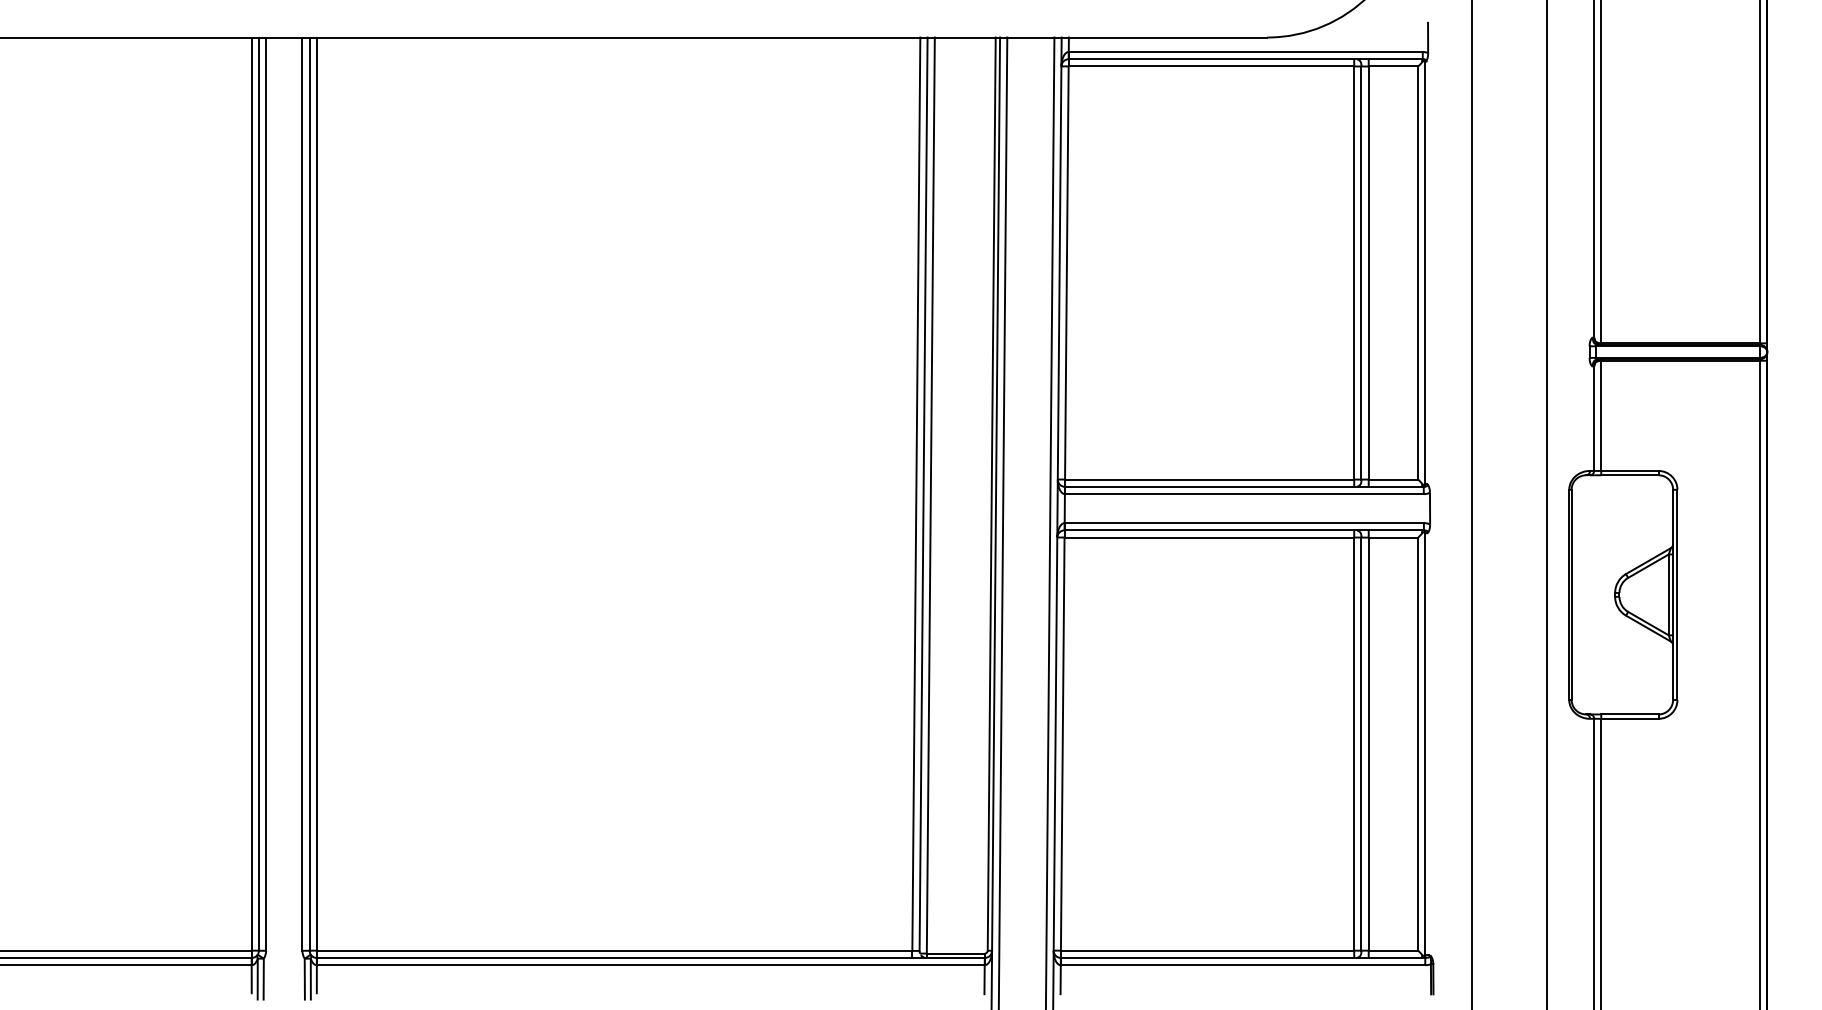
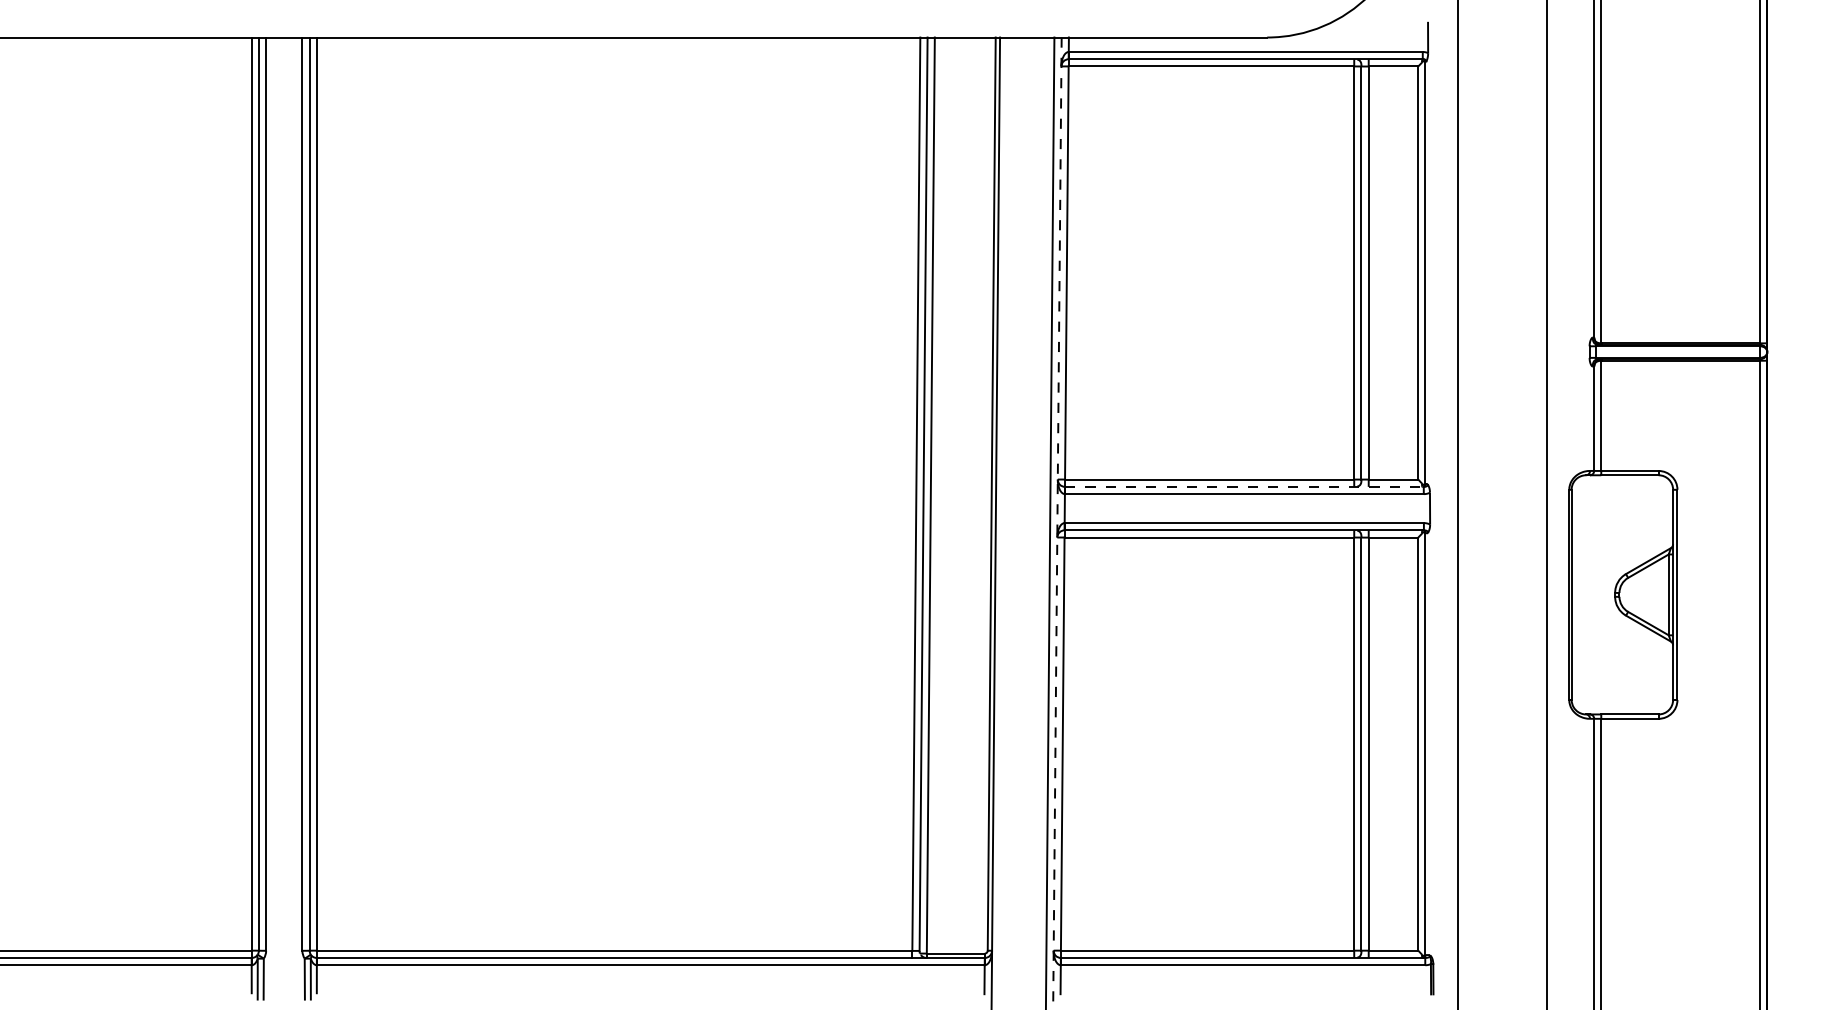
line: solid -> dashed (1244, 486)
line position: (1472, 504) -> (1458, 504) (1458, 504)
line: present -> none (1002, 521)
line: solid -> dashed (1057, 523)
